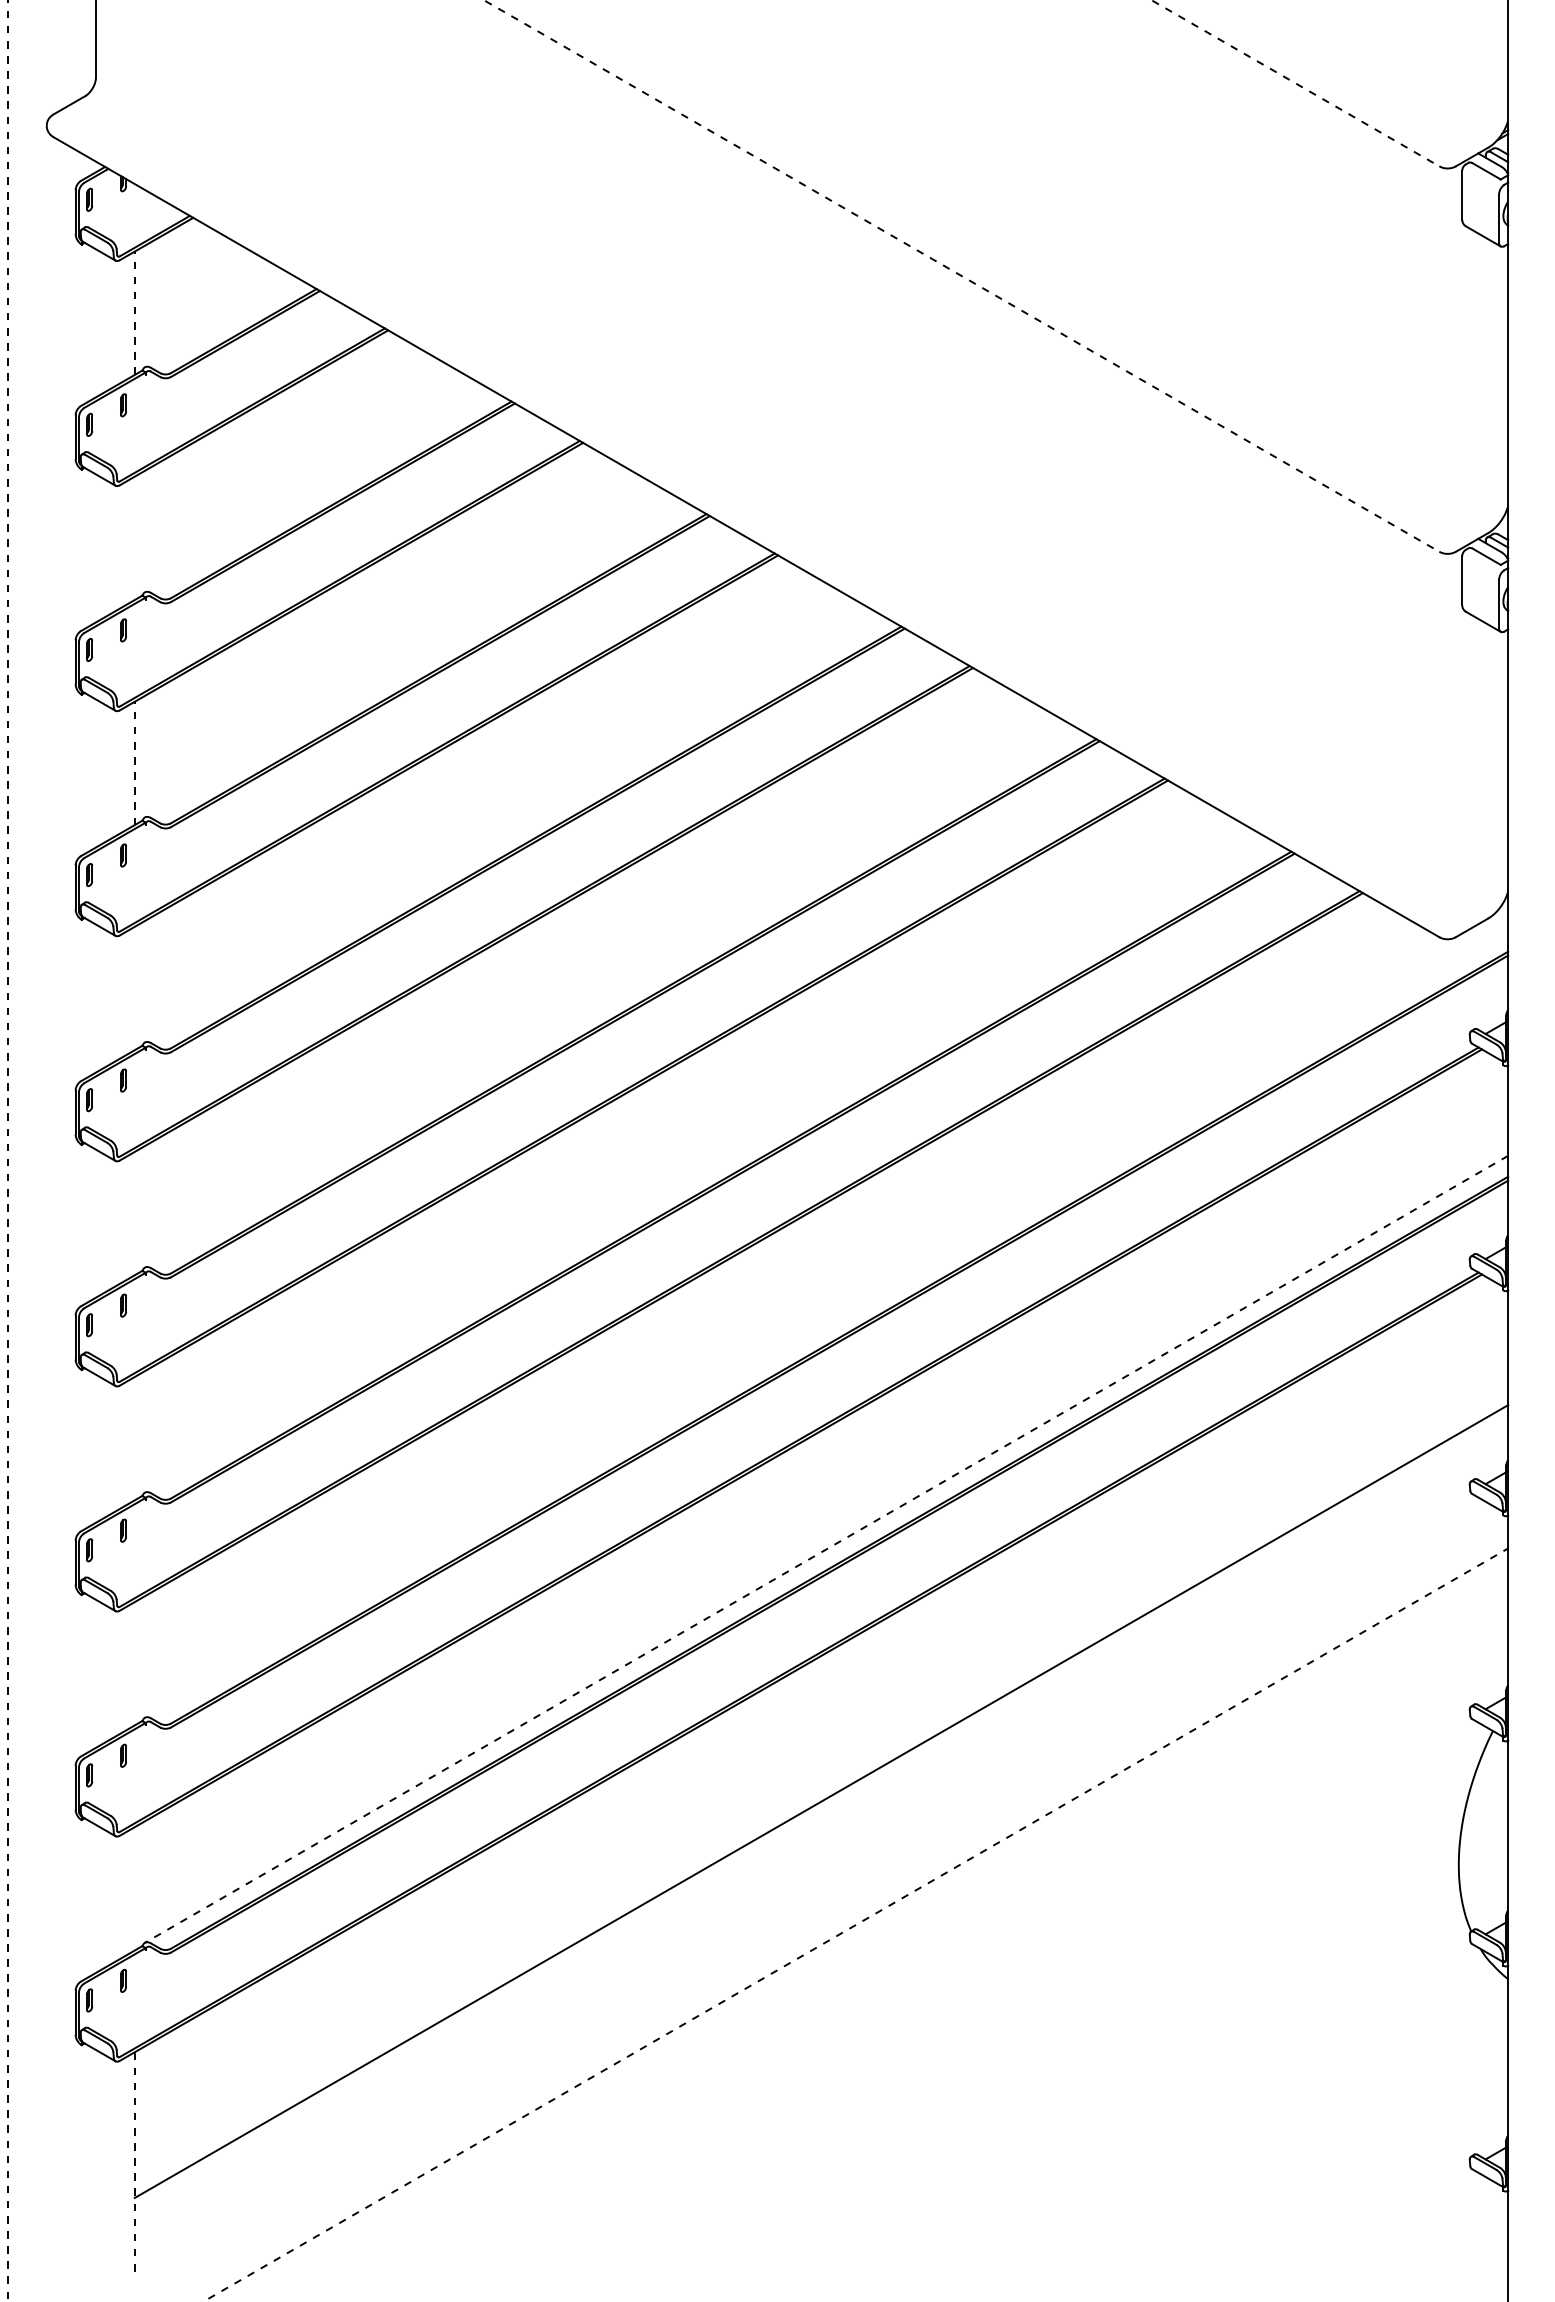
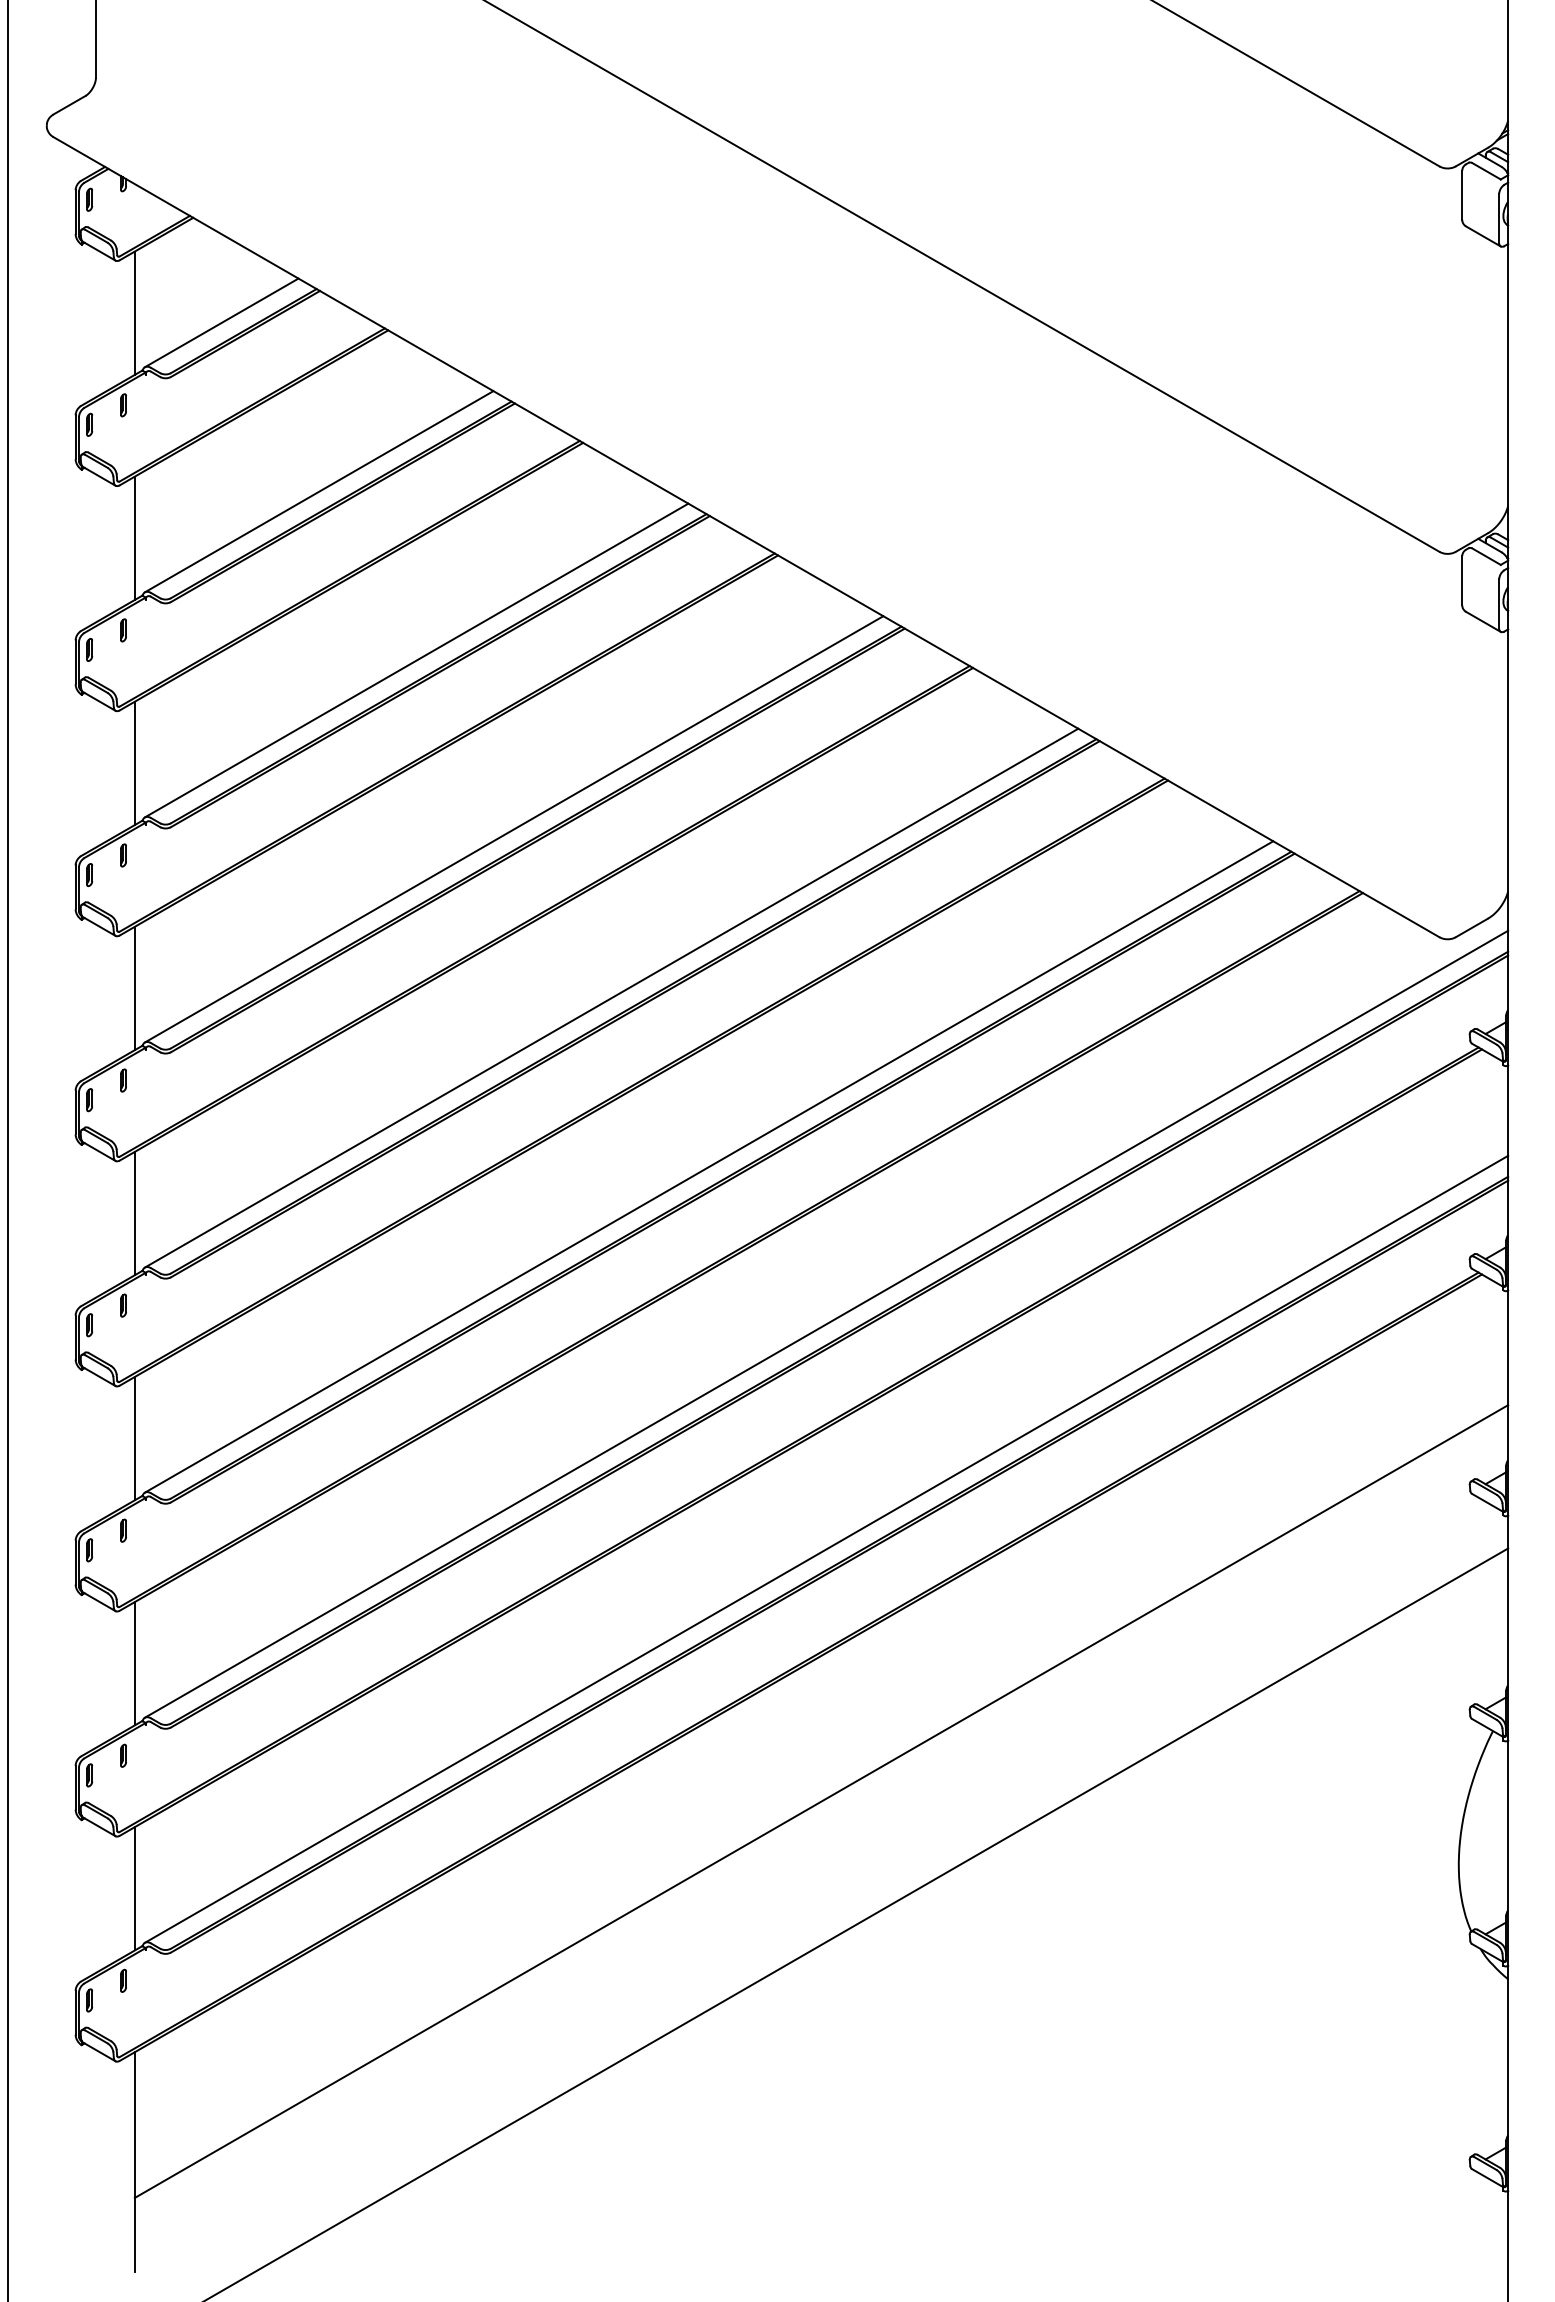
line: dashed -> solid (1295, 83)
line: dashed -> solid (961, 275)
line: dashed -> solid (134, 313)
line: none -> present (221, 322)
line: none -> present (318, 491)
line: none -> present (134, 538)
line: none -> present (416, 660)
line: dashed -> solid (134, 763)
line: none -> present (513, 829)
line: none -> present (134, 988)
line: none -> present (611, 997)
line: dashed -> solid (7, 1151)
line: none -> present (708, 1166)
line: none -> present (134, 1213)
line: none -> present (826, 1323)
line: none -> present (134, 1438)
line: dashed -> solid (826, 1549)
line: none -> present (134, 1663)
line: none -> present (134, 1888)
line: dashed -> solid (856, 1924)
line: dashed -> solid (134, 2161)
